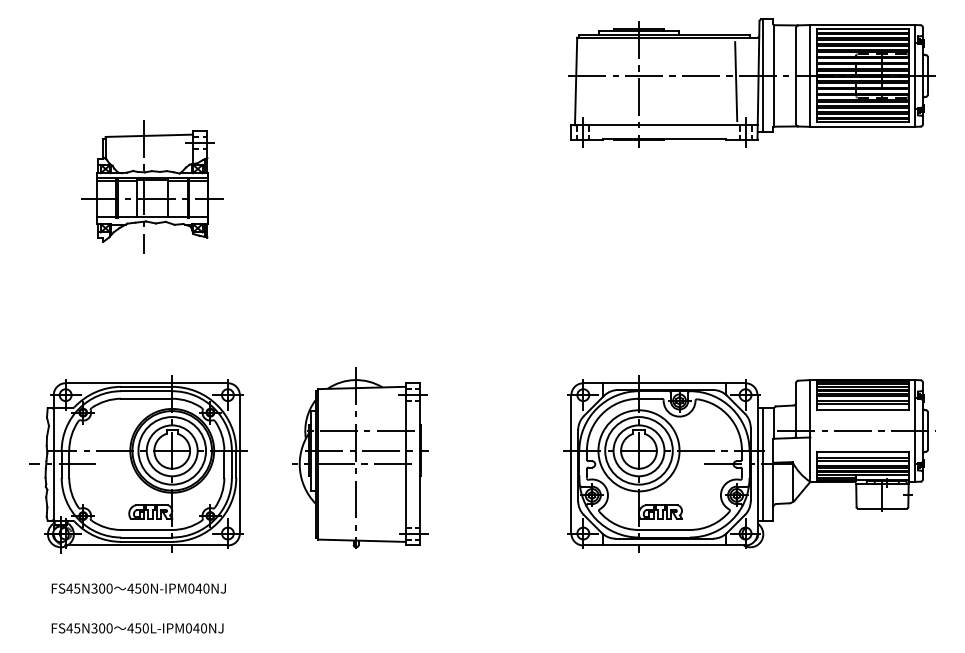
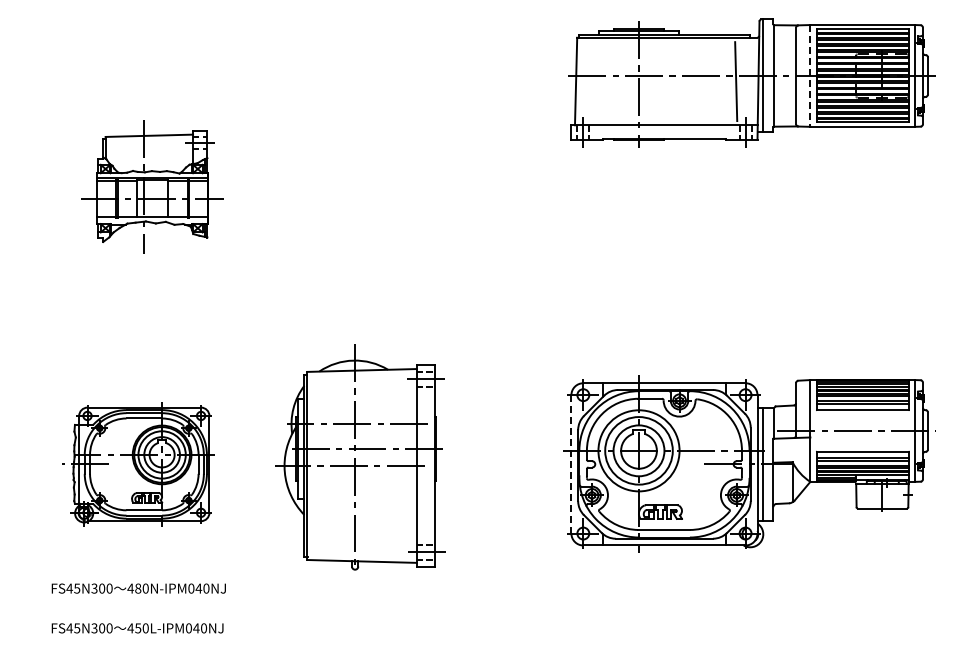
line: solid -> dashed (810, 75)
part size: 137x182 px -> 171x227 px (360, 457)
line: solid -> dashed (571, 463)
part size: 219x179 px -> 153x125 px (138, 464)
text: 450N-IPM040NJ -> 480N-IPM040NJ (138, 588)
